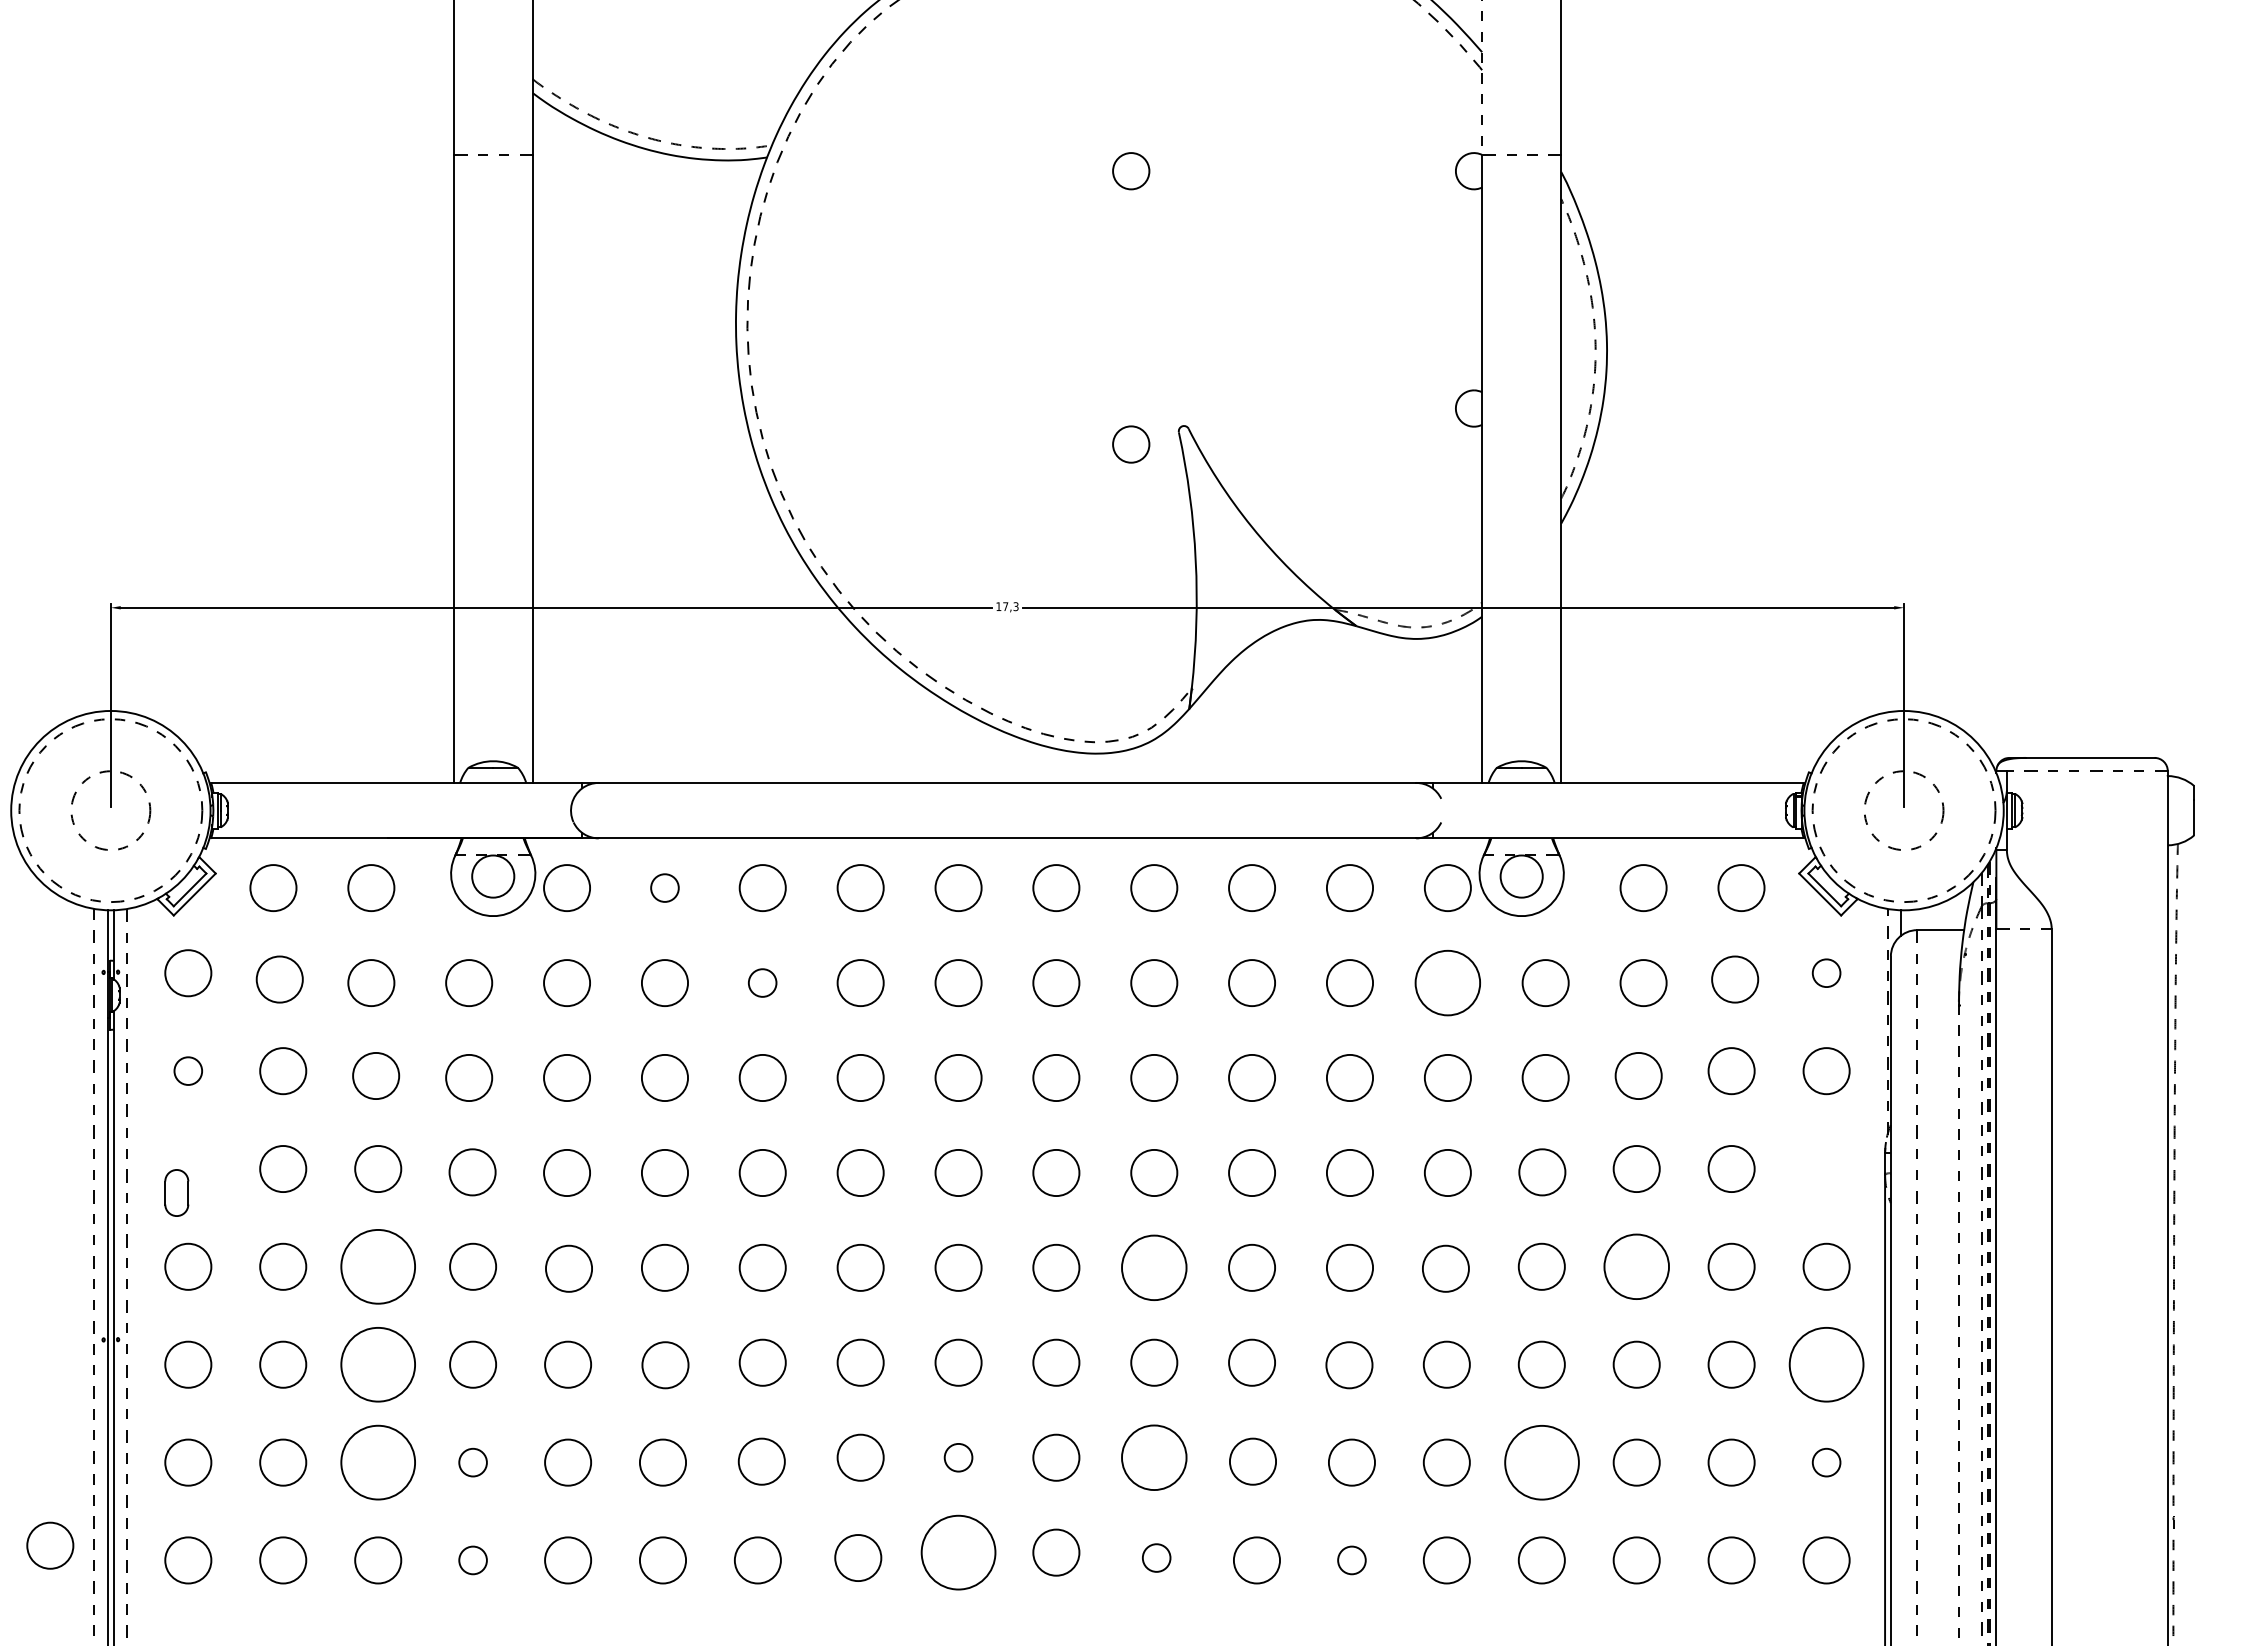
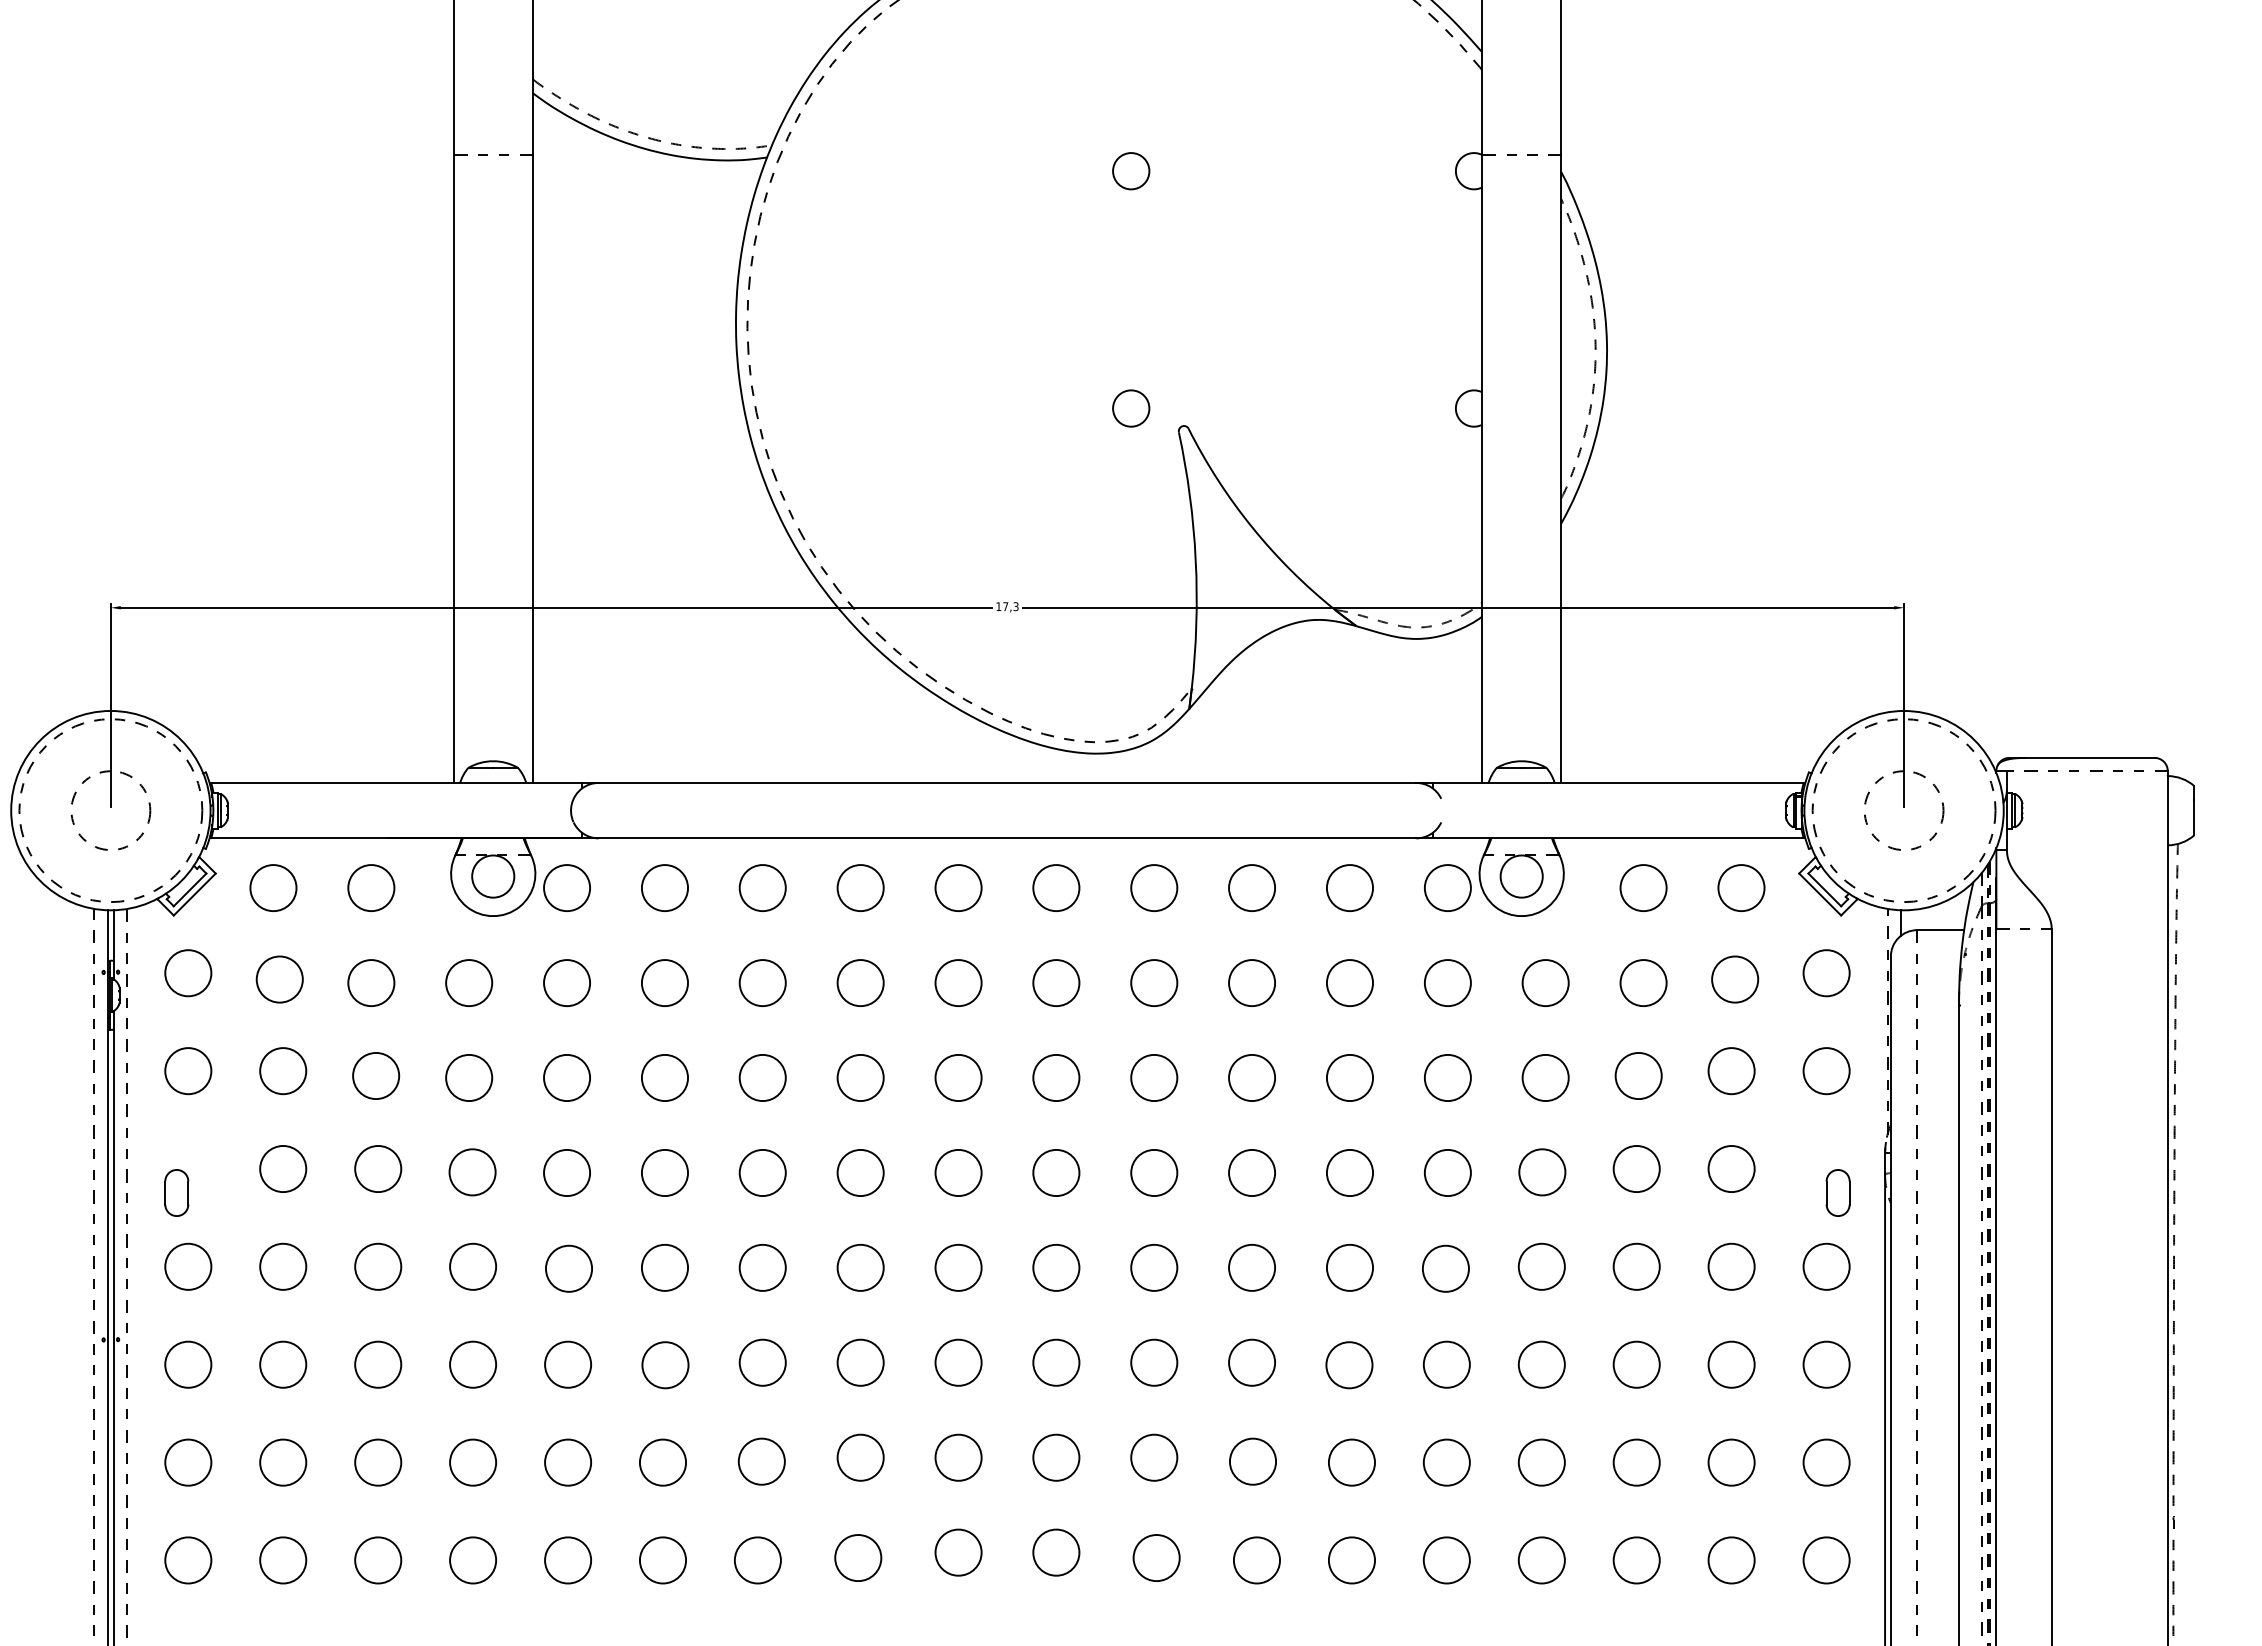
line: dashed -> solid (1482, 77)
circle position: (1131, 444) -> (1131, 408) (1131, 408)
circle diameter: 28 px -> 46 px (664, 888)
circle diameter: 28 px -> 46 px (1826, 973)
circle size: 30x30 px -> 49x48 px (762, 982)
circle diameter: 65 px -> 46 px (1447, 983)
circle diameter: 28 px -> 46 px (188, 1071)
part: none -> present (1837, 1192)
circle diameter: 74 px -> 46 px (378, 1266)
circle diameter: 65 px -> 46 px (1636, 1266)
circle diameter: 65 px -> 46 px (1154, 1267)
line: dashed -> solid (1958, 1325)
circle diameter: 74 px -> 46 px (378, 1364)
circle diameter: 74 px -> 46 px (1826, 1364)
circle diameter: 28 px -> 46 px (958, 1457)
circle diameter: 65 px -> 46 px (1154, 1457)
circle diameter: 74 px -> 46 px (378, 1462)
circle diameter: 28 px -> 46 px (473, 1462)
circle size: 76x76 px -> 49x49 px (1541, 1462)
circle diameter: 28 px -> 46 px (1826, 1462)
circle: present -> none (50, 1545)
circle diameter: 74 px -> 46 px (958, 1552)
circle diameter: 28 px -> 46 px (1156, 1558)
circle diameter: 28 px -> 46 px (473, 1560)
circle diameter: 28 px -> 46 px (1351, 1560)
